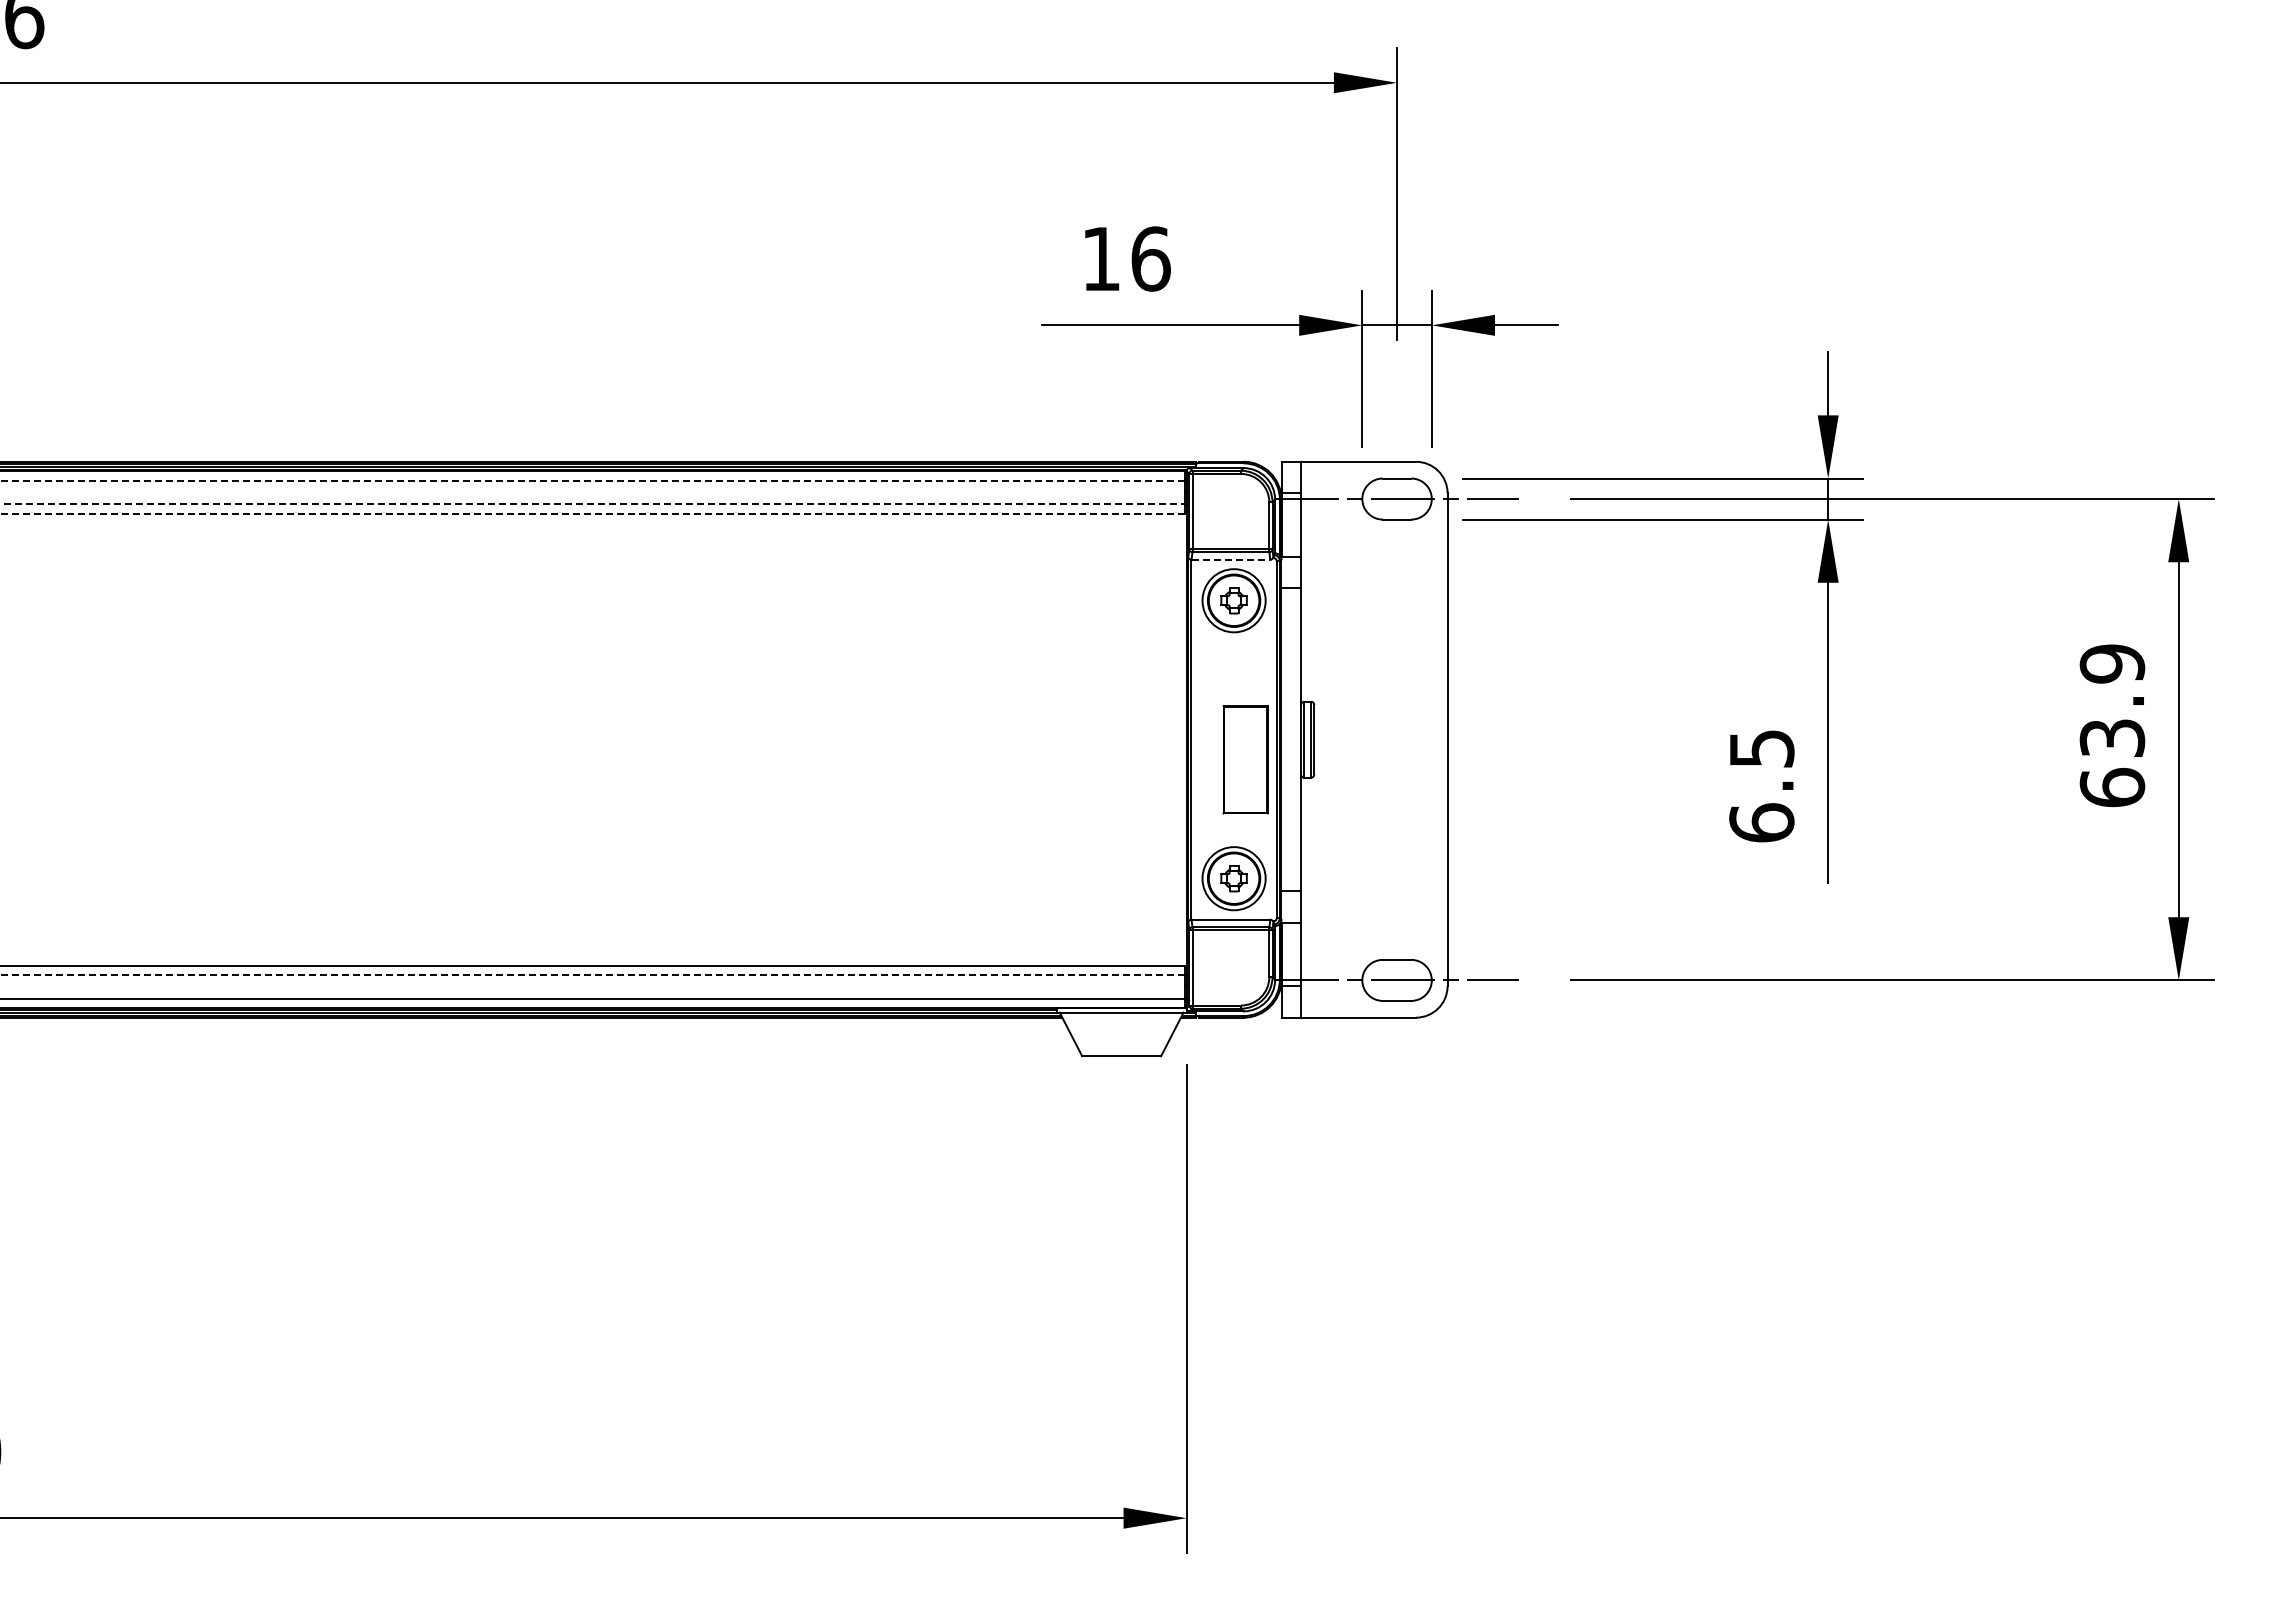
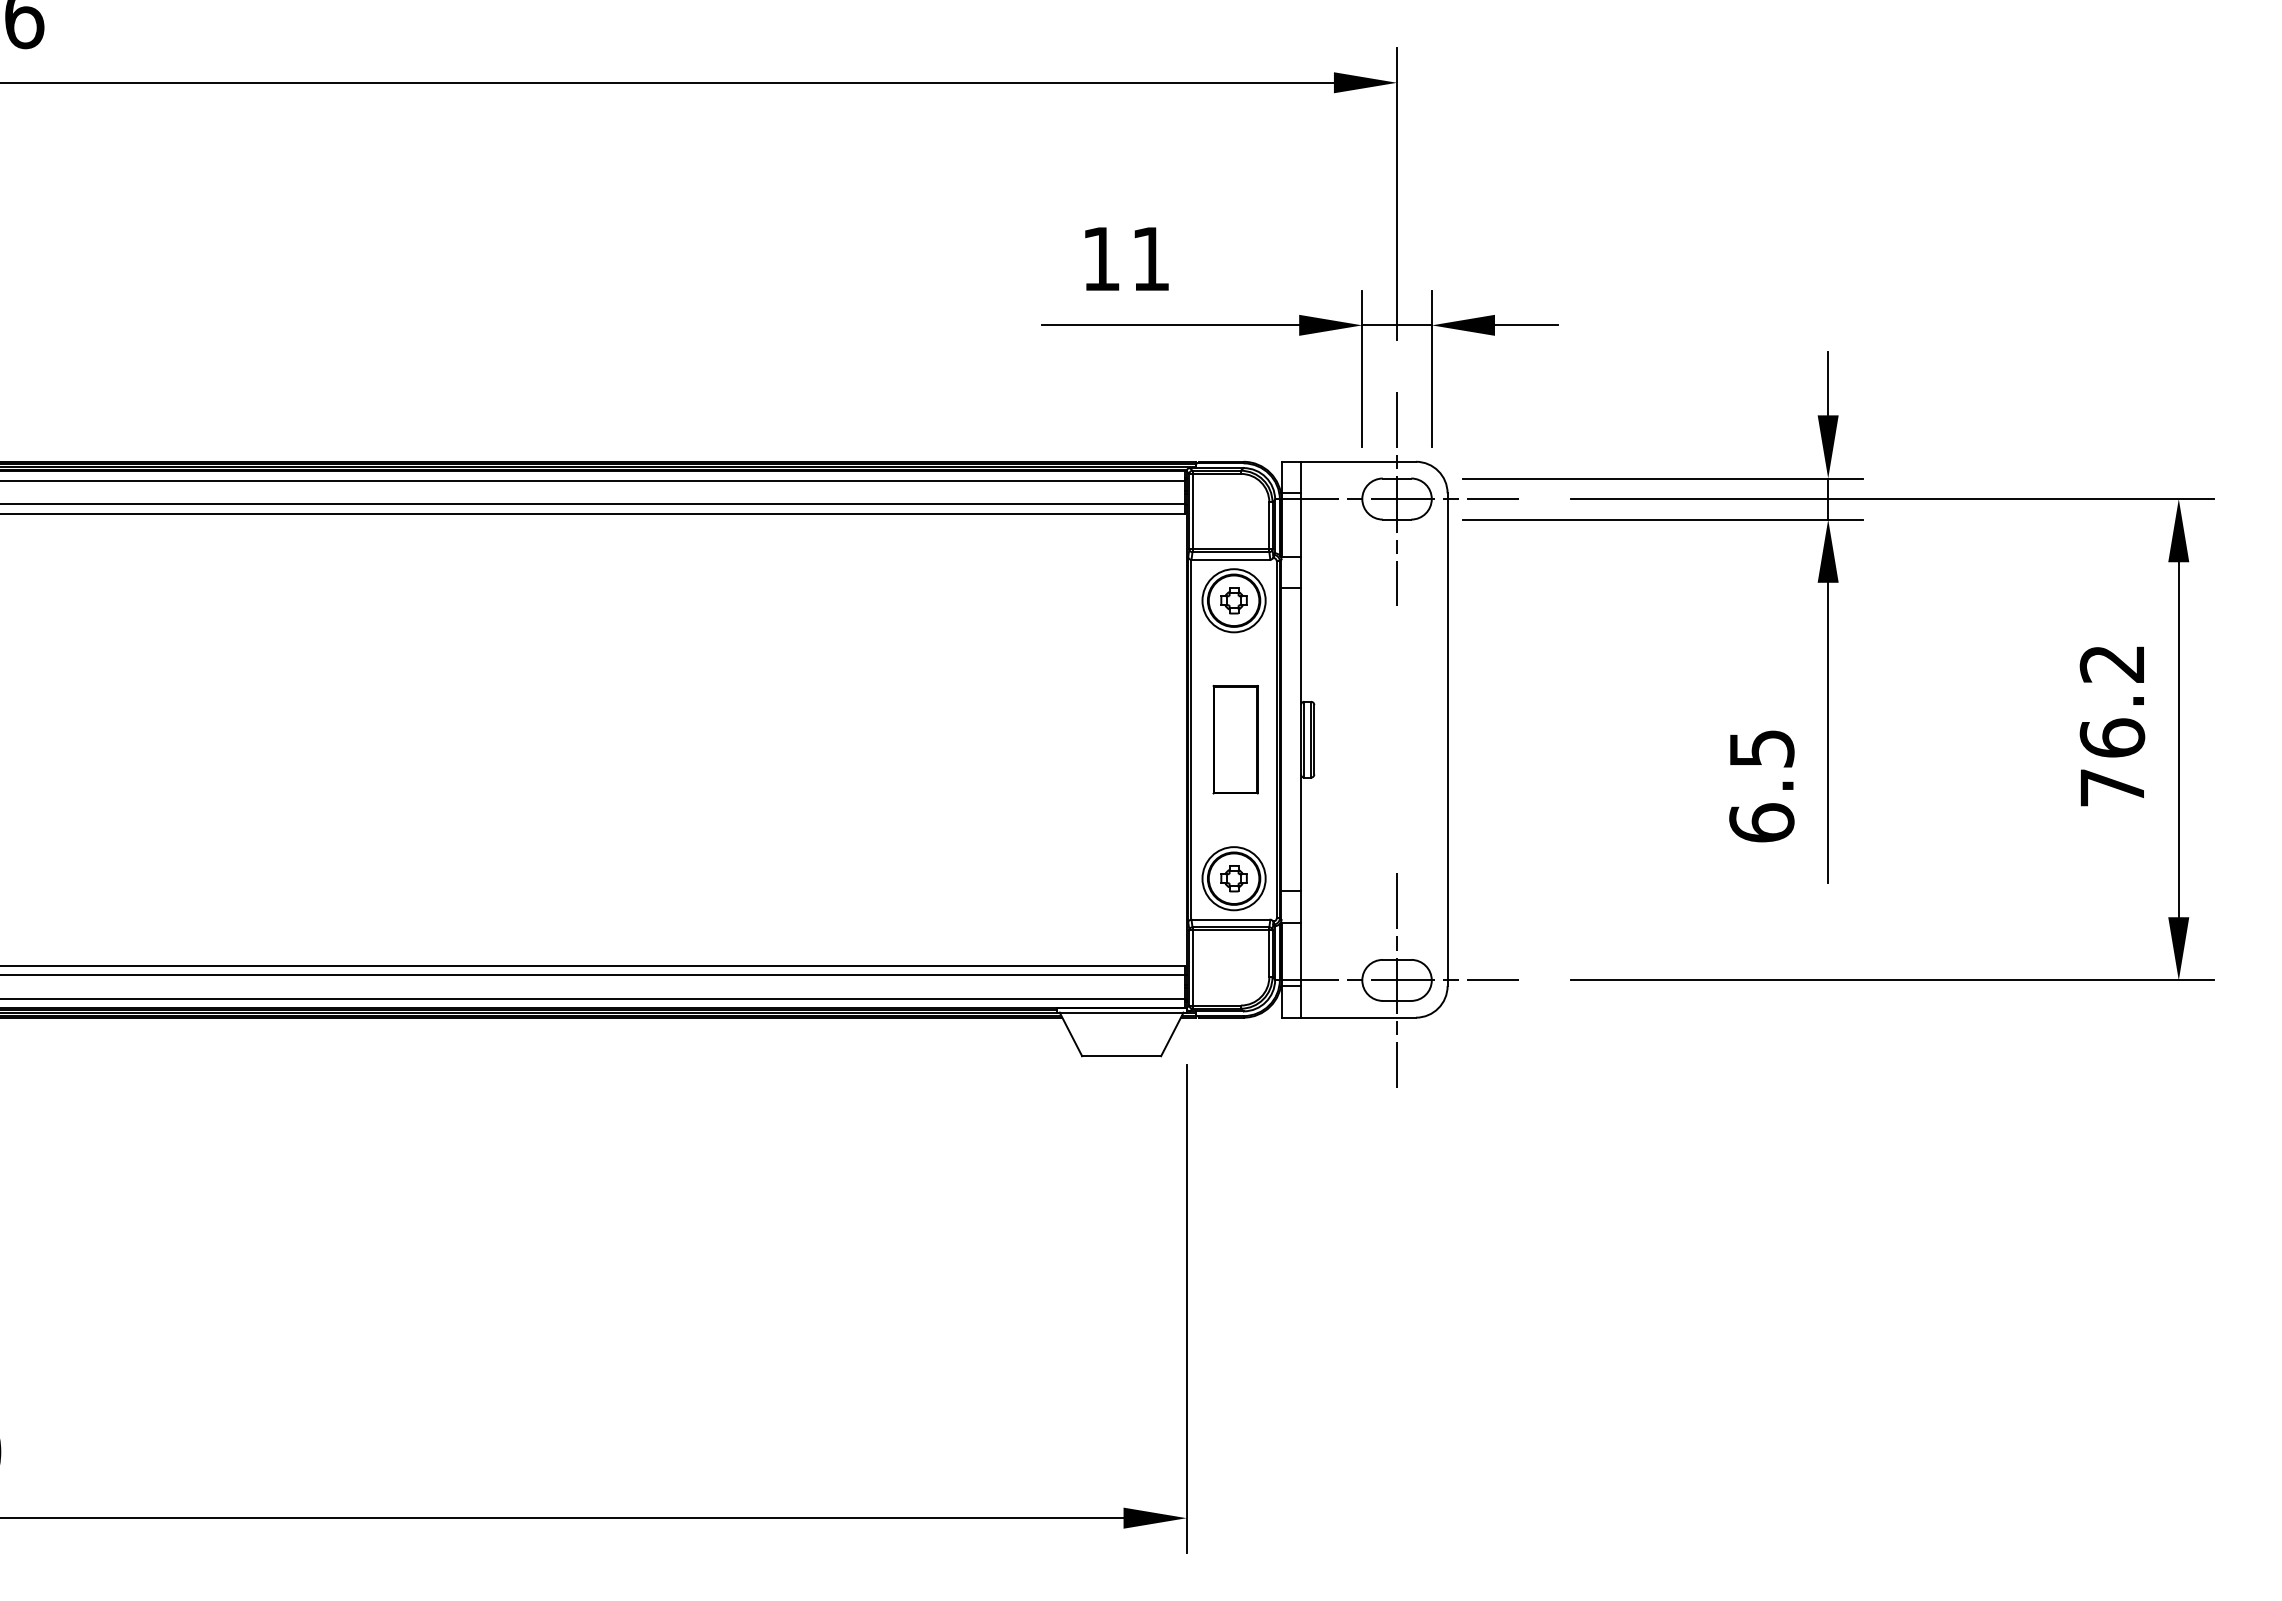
text: 16 -> 11 (1150, 258)
line: dashed -> solid (592, 480)
line: none -> present (1397, 498)
line: dashed -> solid (593, 504)
line: dashed -> solid (592, 513)
line: dashed -> solid (1231, 559)
text: 63.9 -> 76.2 (2112, 725)
part position: (1245, 759) -> (1235, 739) (1235, 739)
line: dashed -> solid (592, 975)
line: none -> present (1397, 980)
